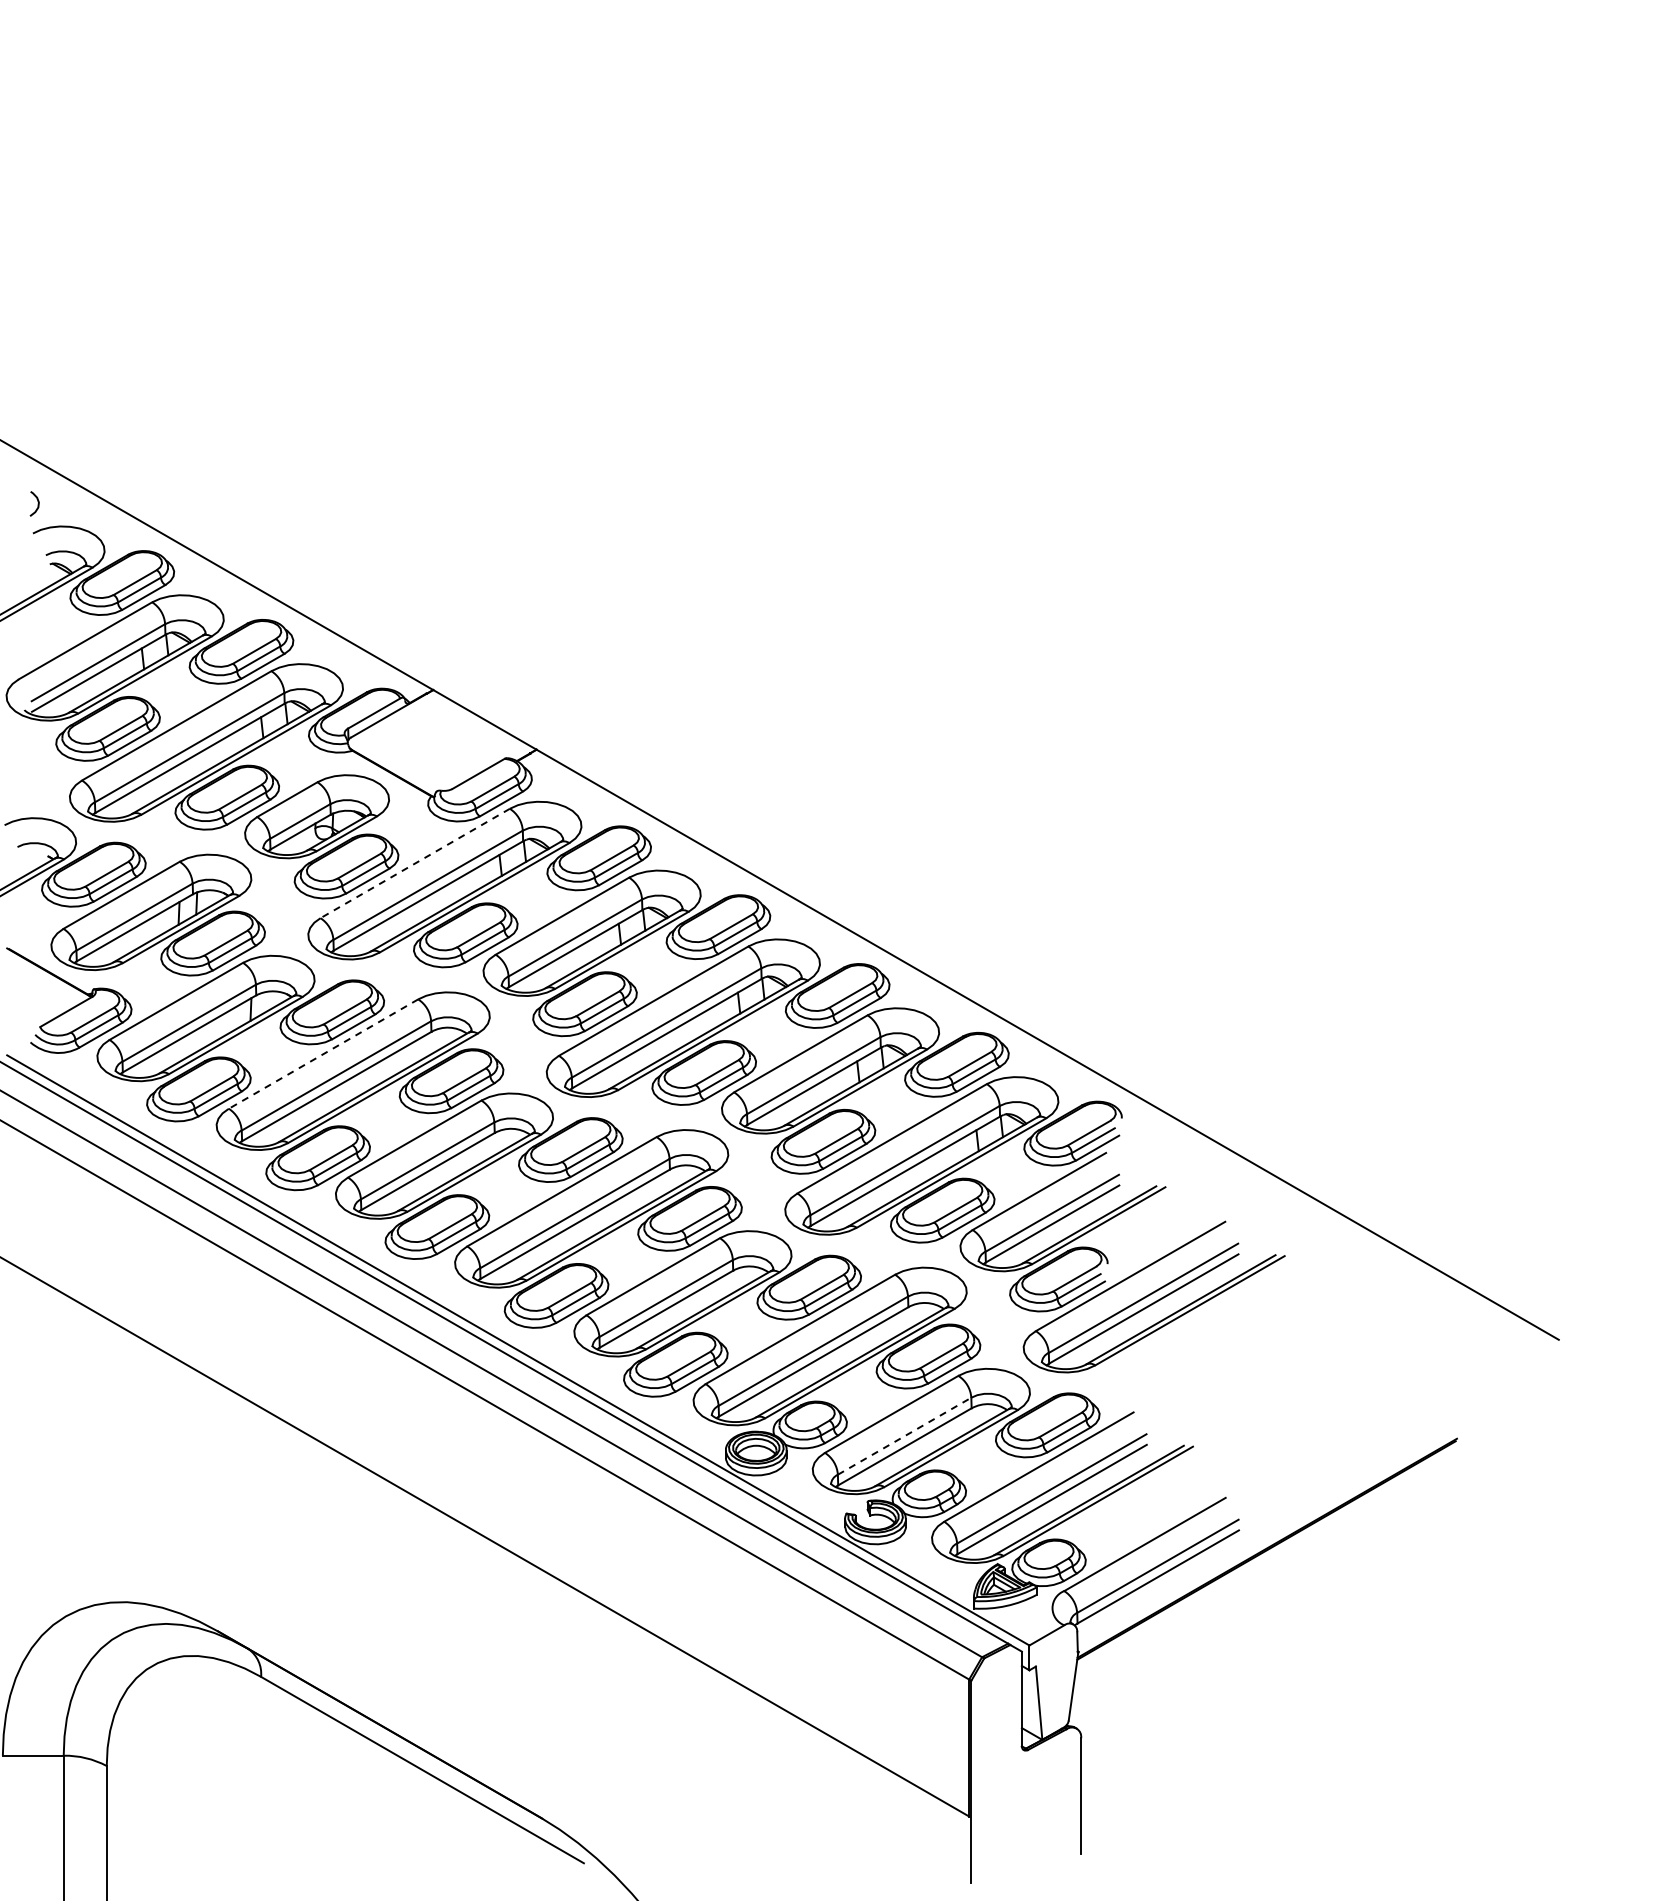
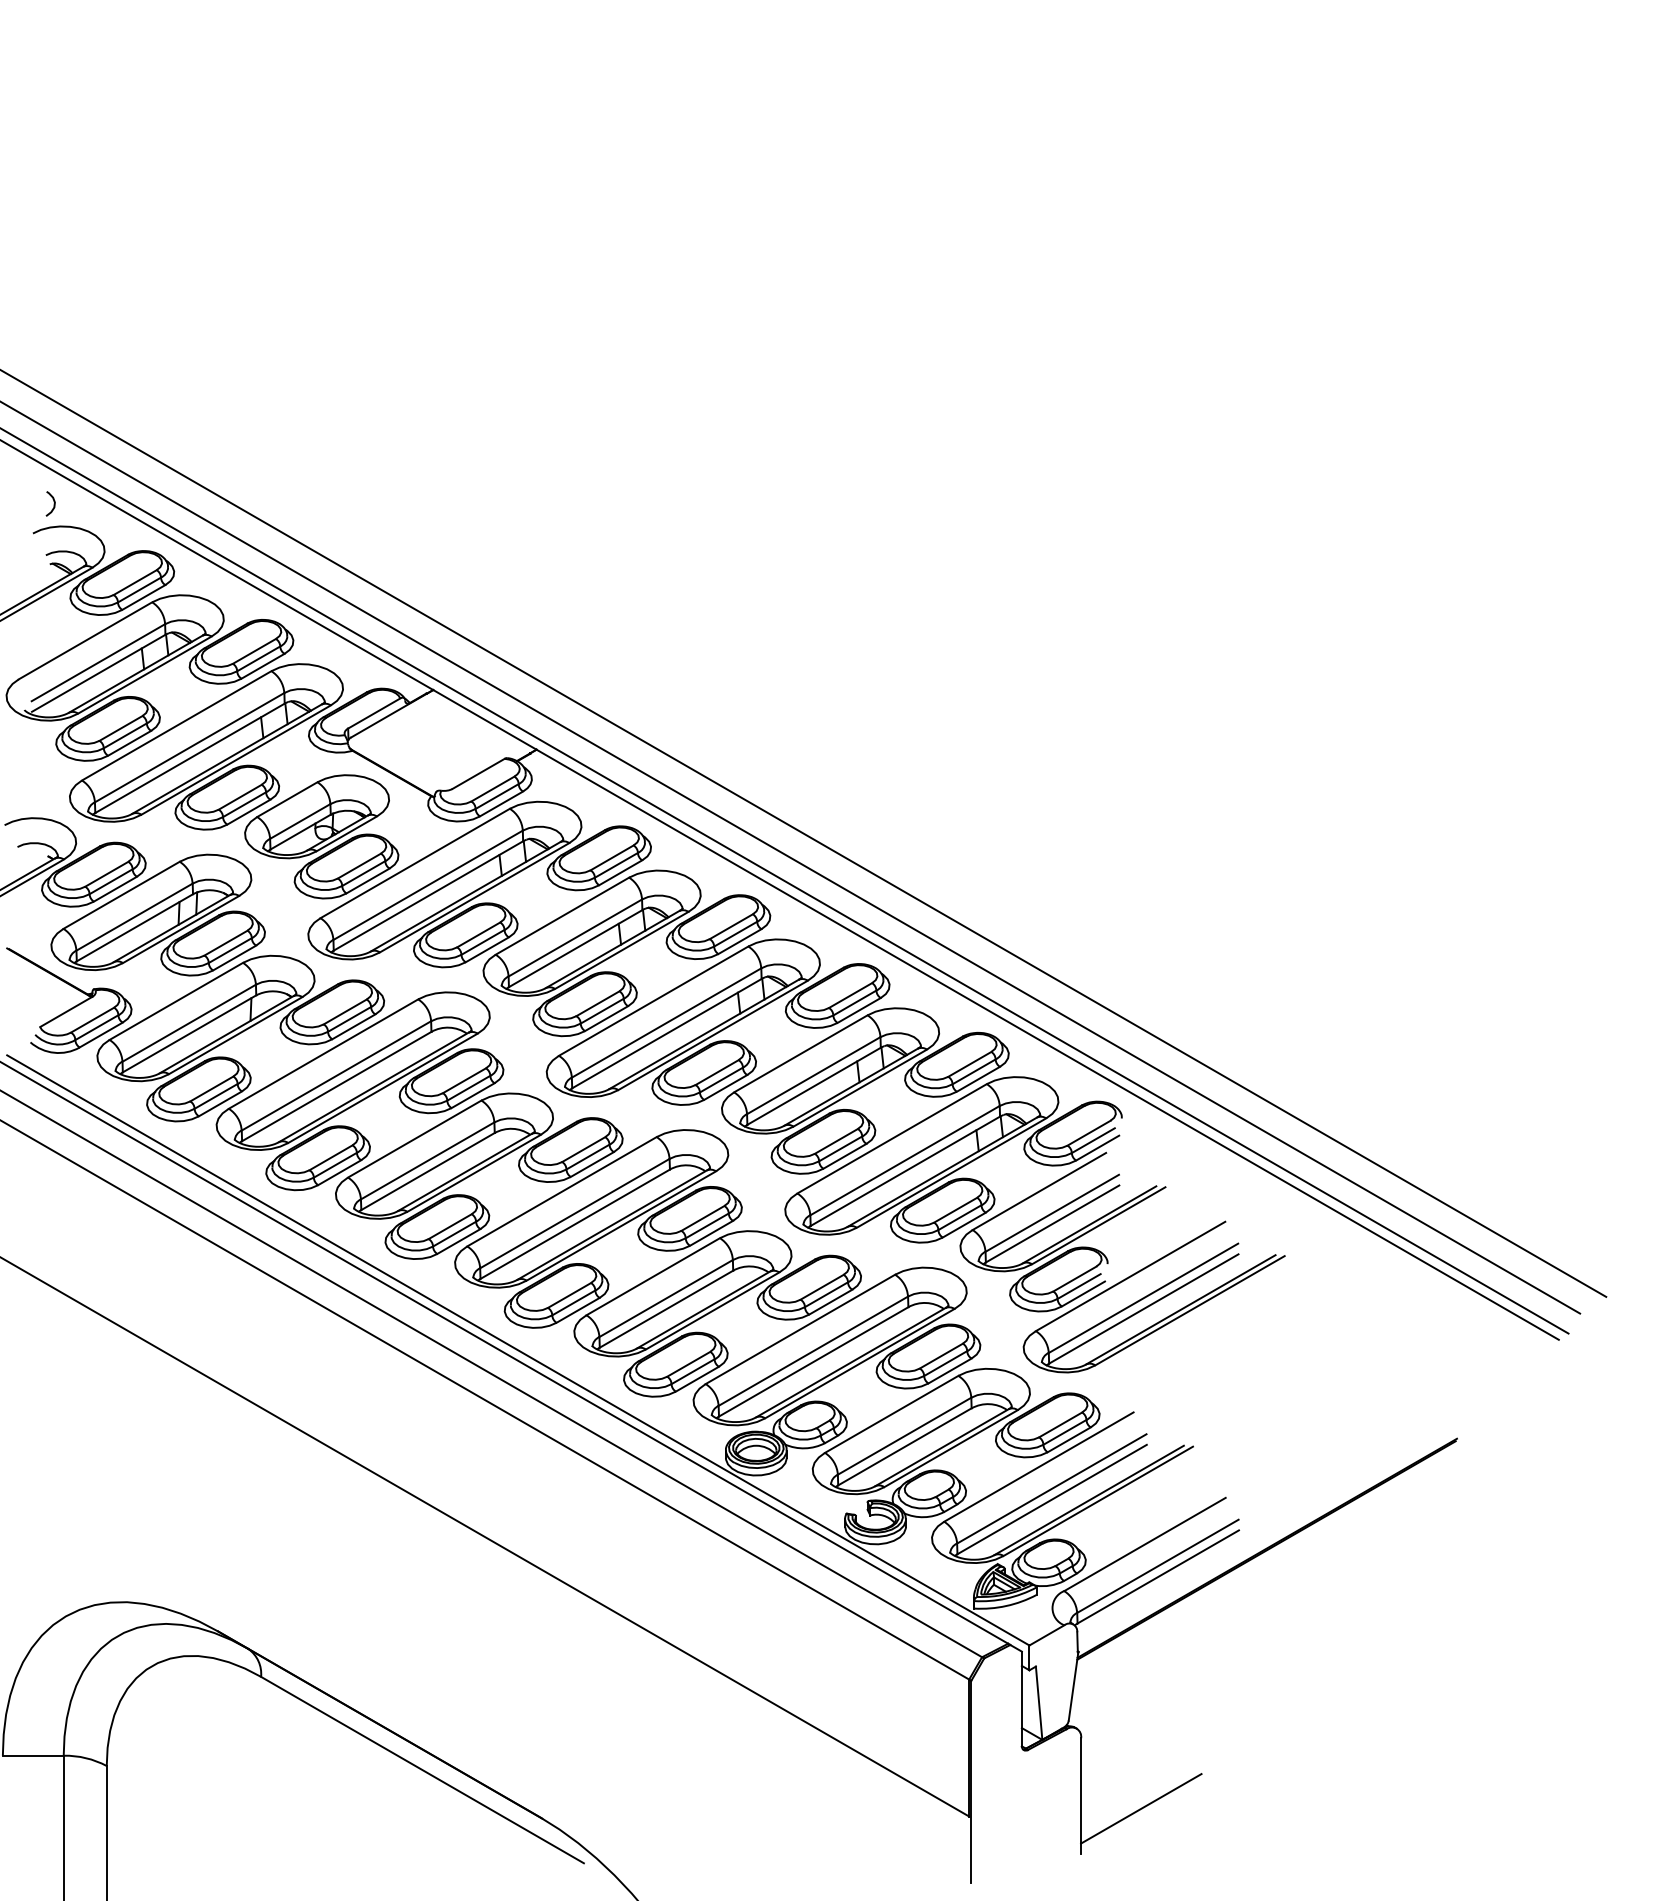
curve position: (37, 503) -> (53, 503) (53, 503)
line: none -> present (804, 833)
line: none -> present (791, 857)
line: dashed -> solid (414, 863)
line: none -> present (785, 881)
line: dashed -> solid (323, 1054)
line: dashed -> solid (905, 1435)
line: none -> present (1141, 1808)
